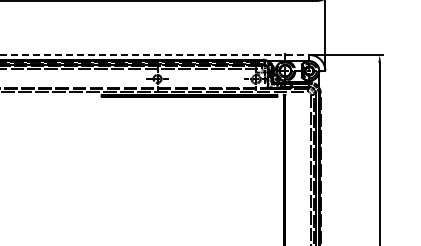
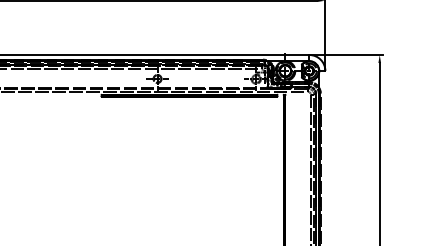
line: dashed -> solid (155, 55)
